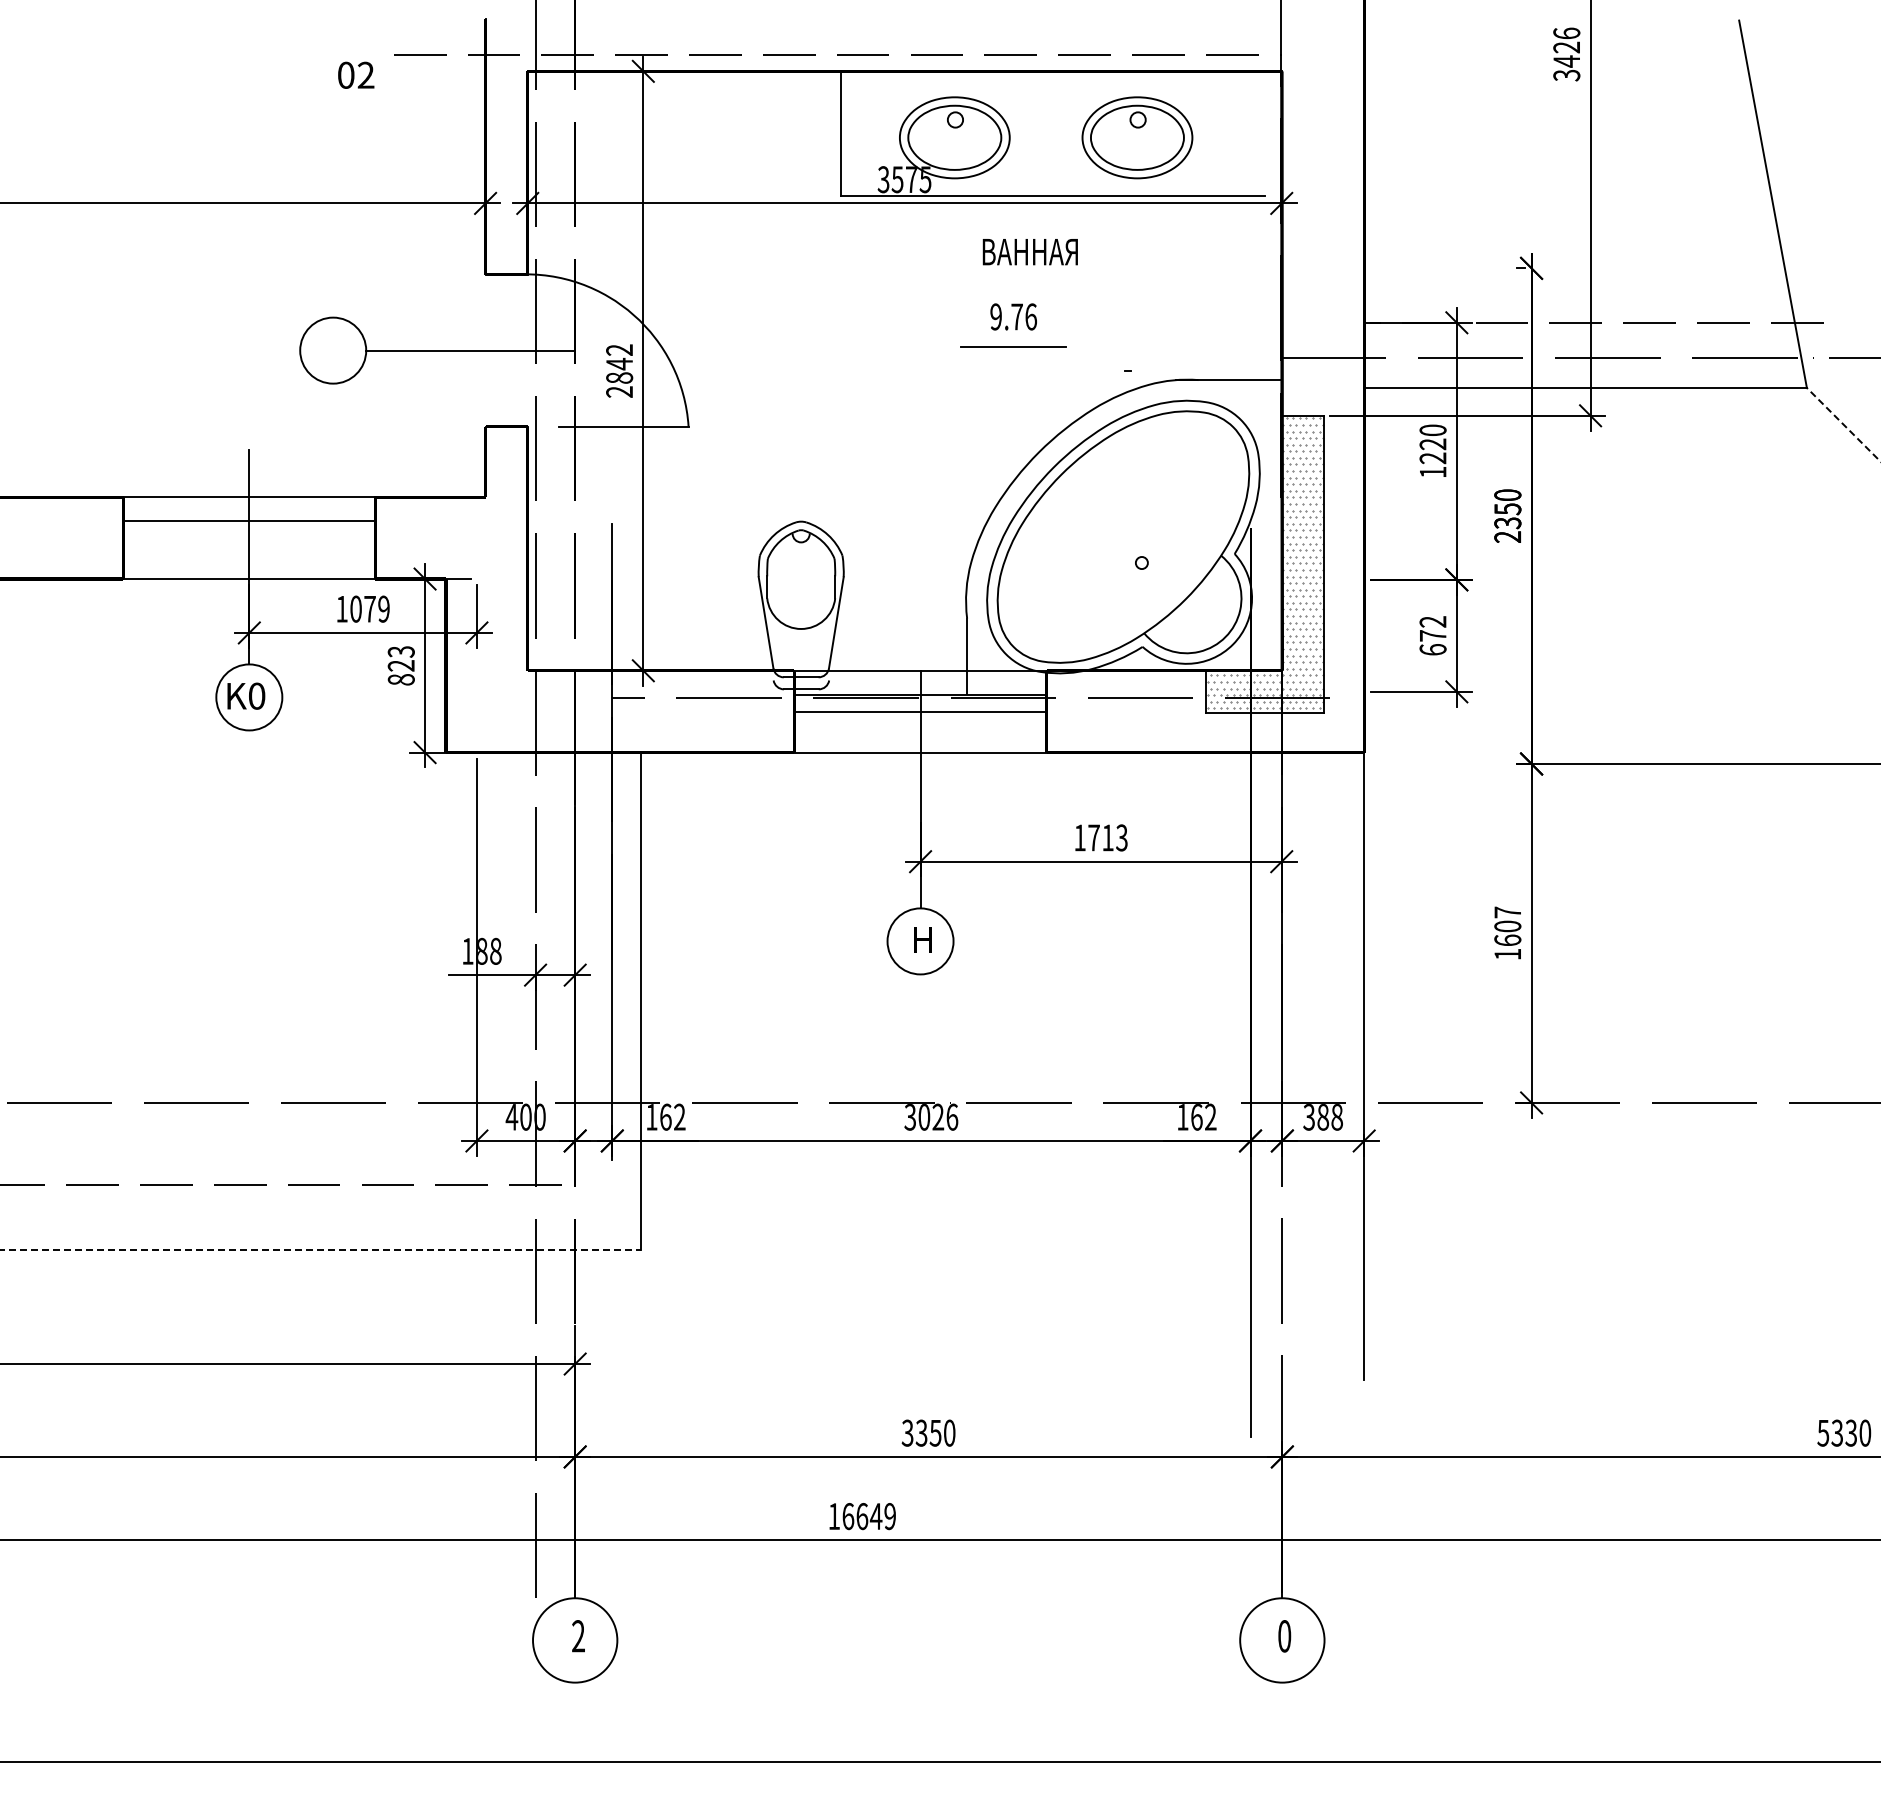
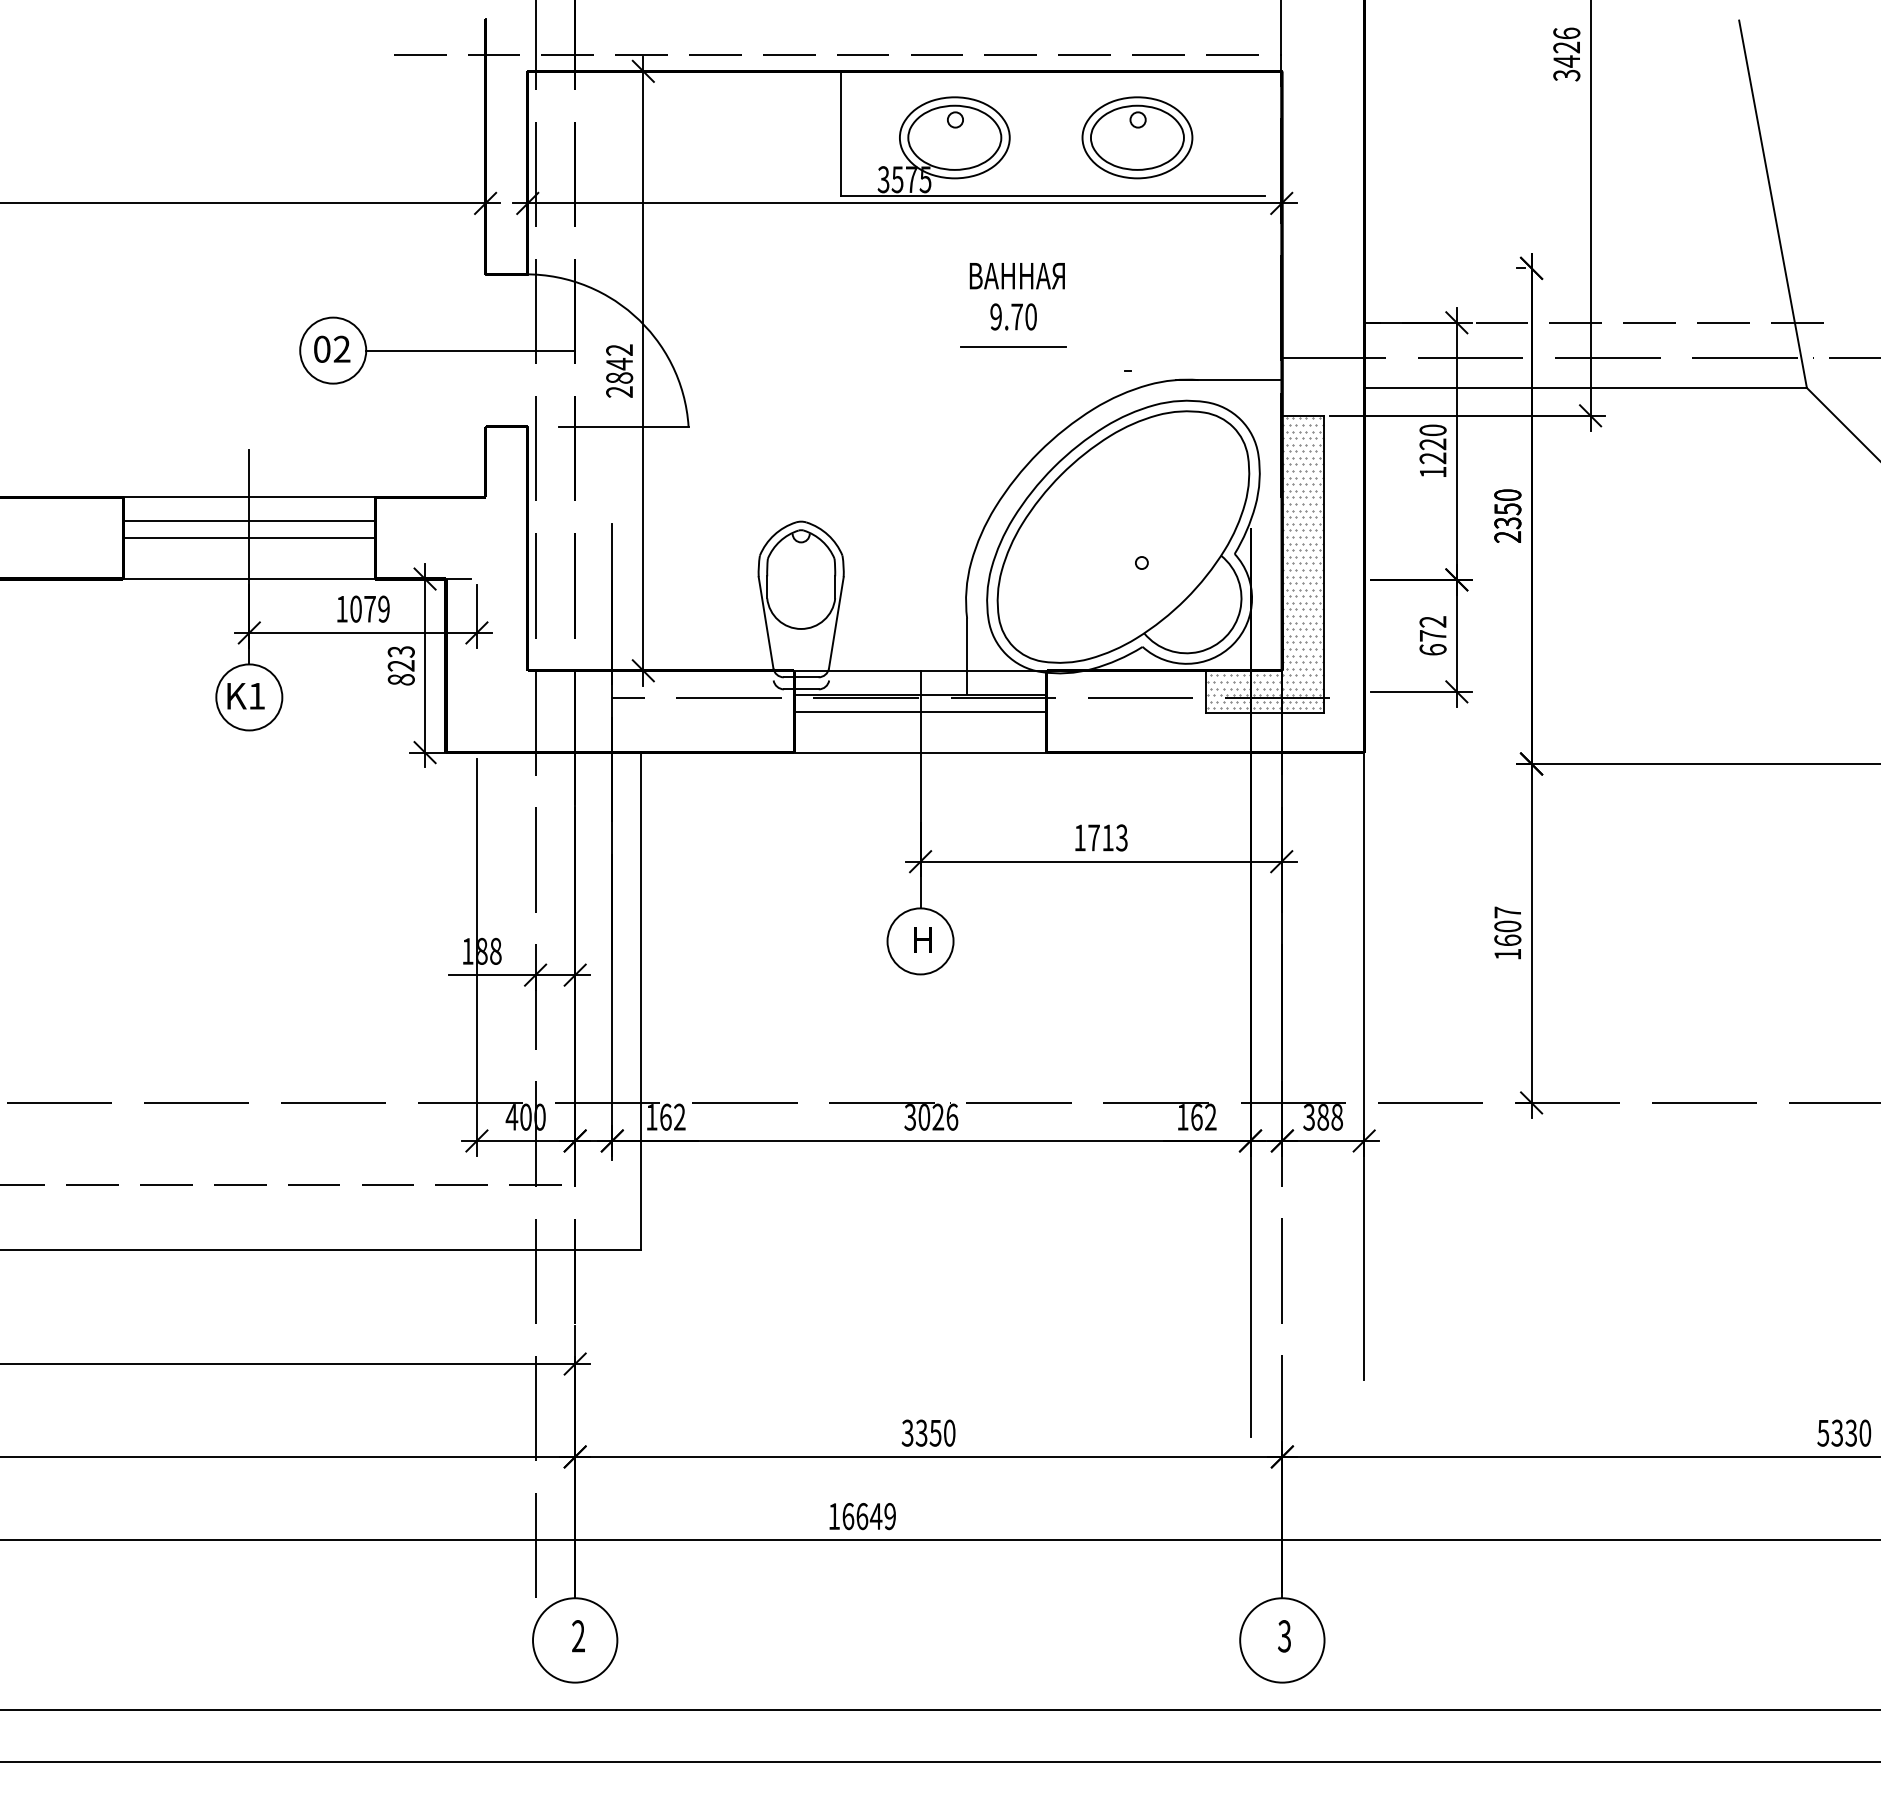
text position: (356, 74) -> (332, 348) (332, 348)
text position: (1029, 252) -> (1016, 276) (1016, 276)
text: 9.76 -> 9.70 (1030, 316)
line: dashed -> solid (1843, 424)
line: none -> present (249, 538)
text: K0 -> K1 (257, 695)
line: dashed -> solid (321, 1250)
text: 0 -> 3 (1284, 1636)
line: none -> present (939, 1709)
